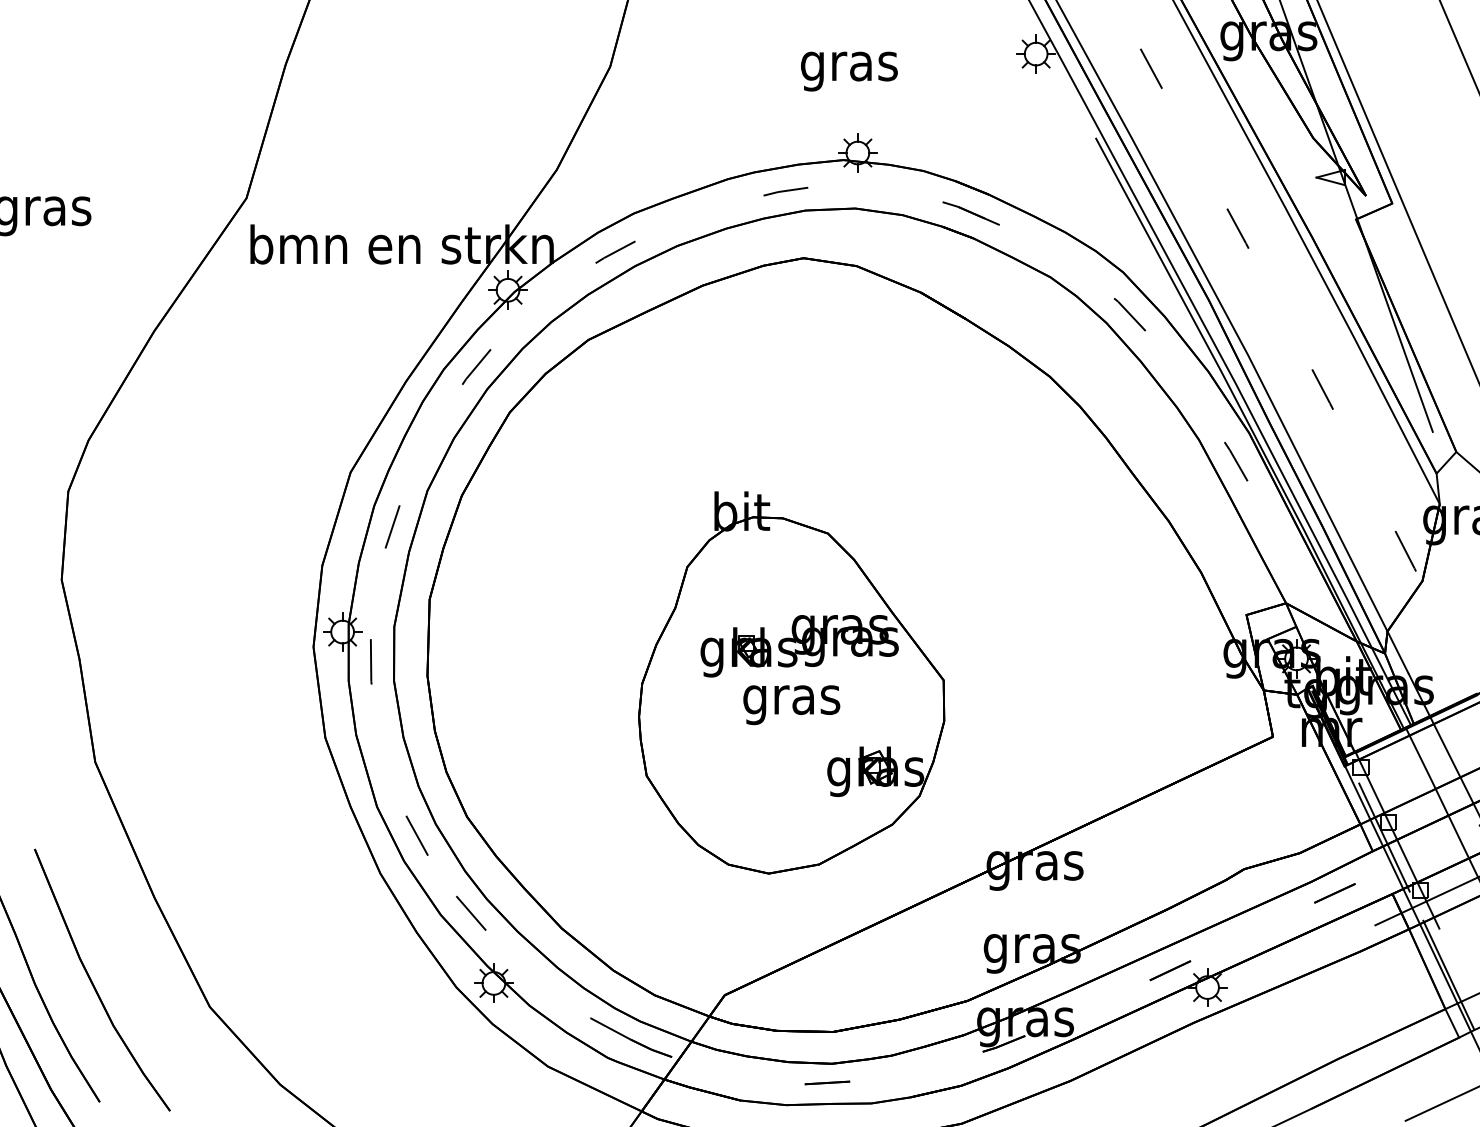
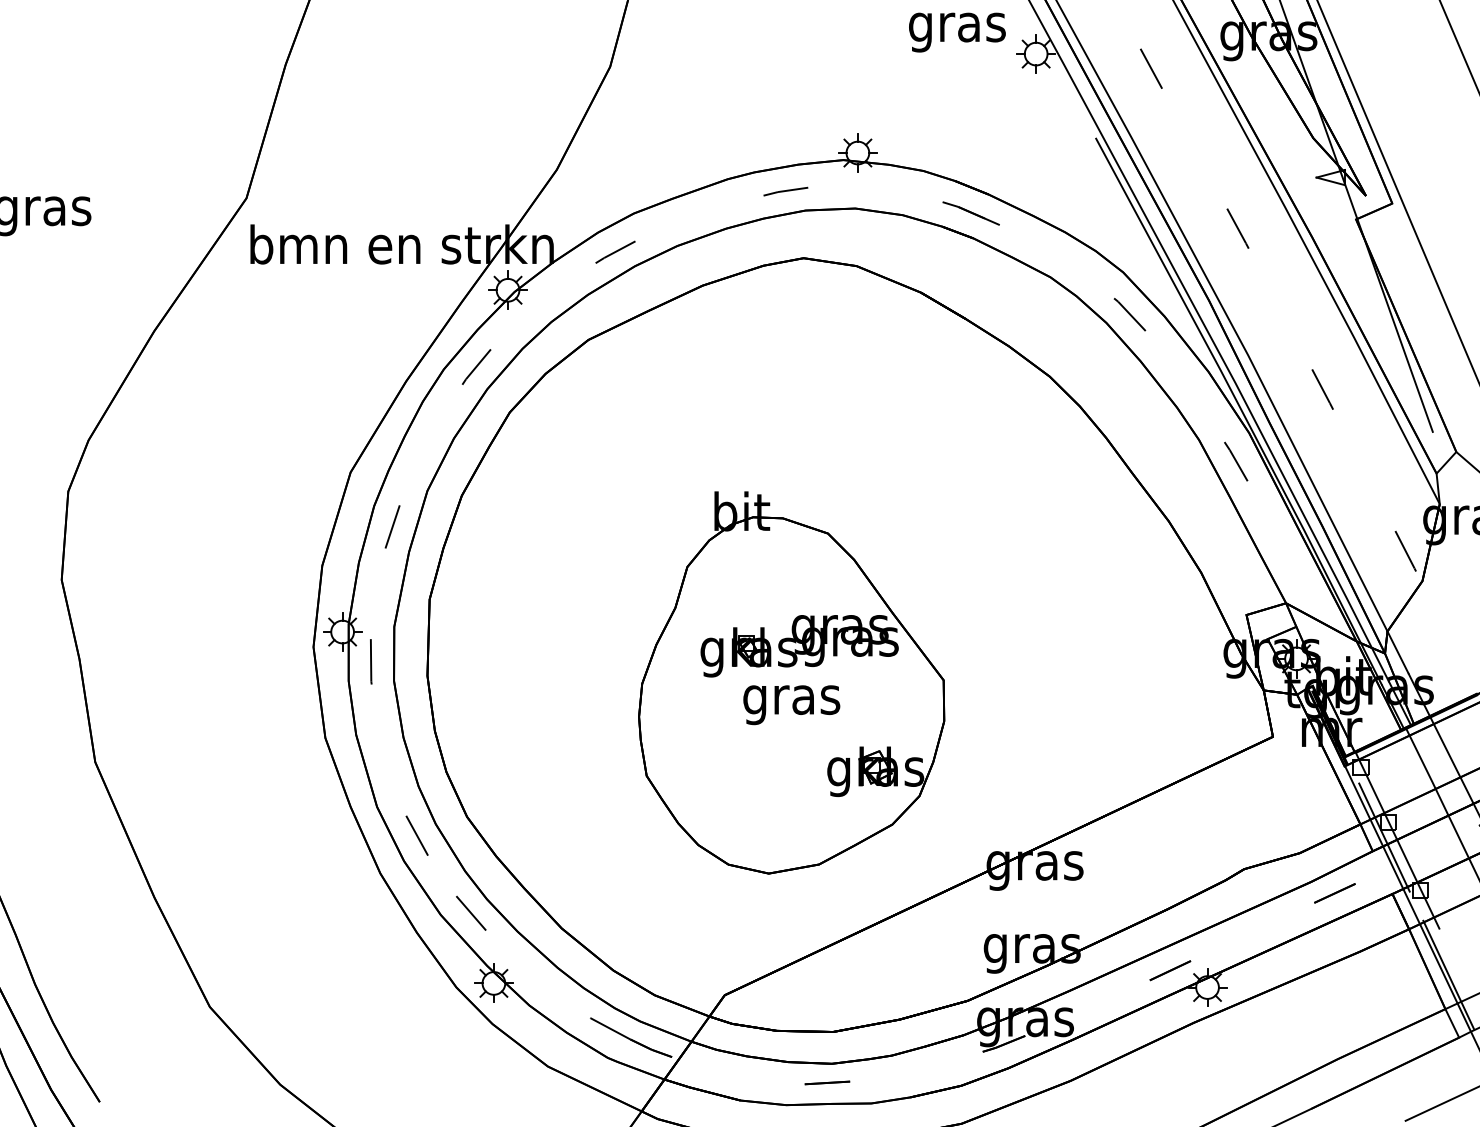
text position: (849, 71) -> (957, 32) (957, 32)
line: present -> none (1425, 901)
part: present -> none (93, 983)
